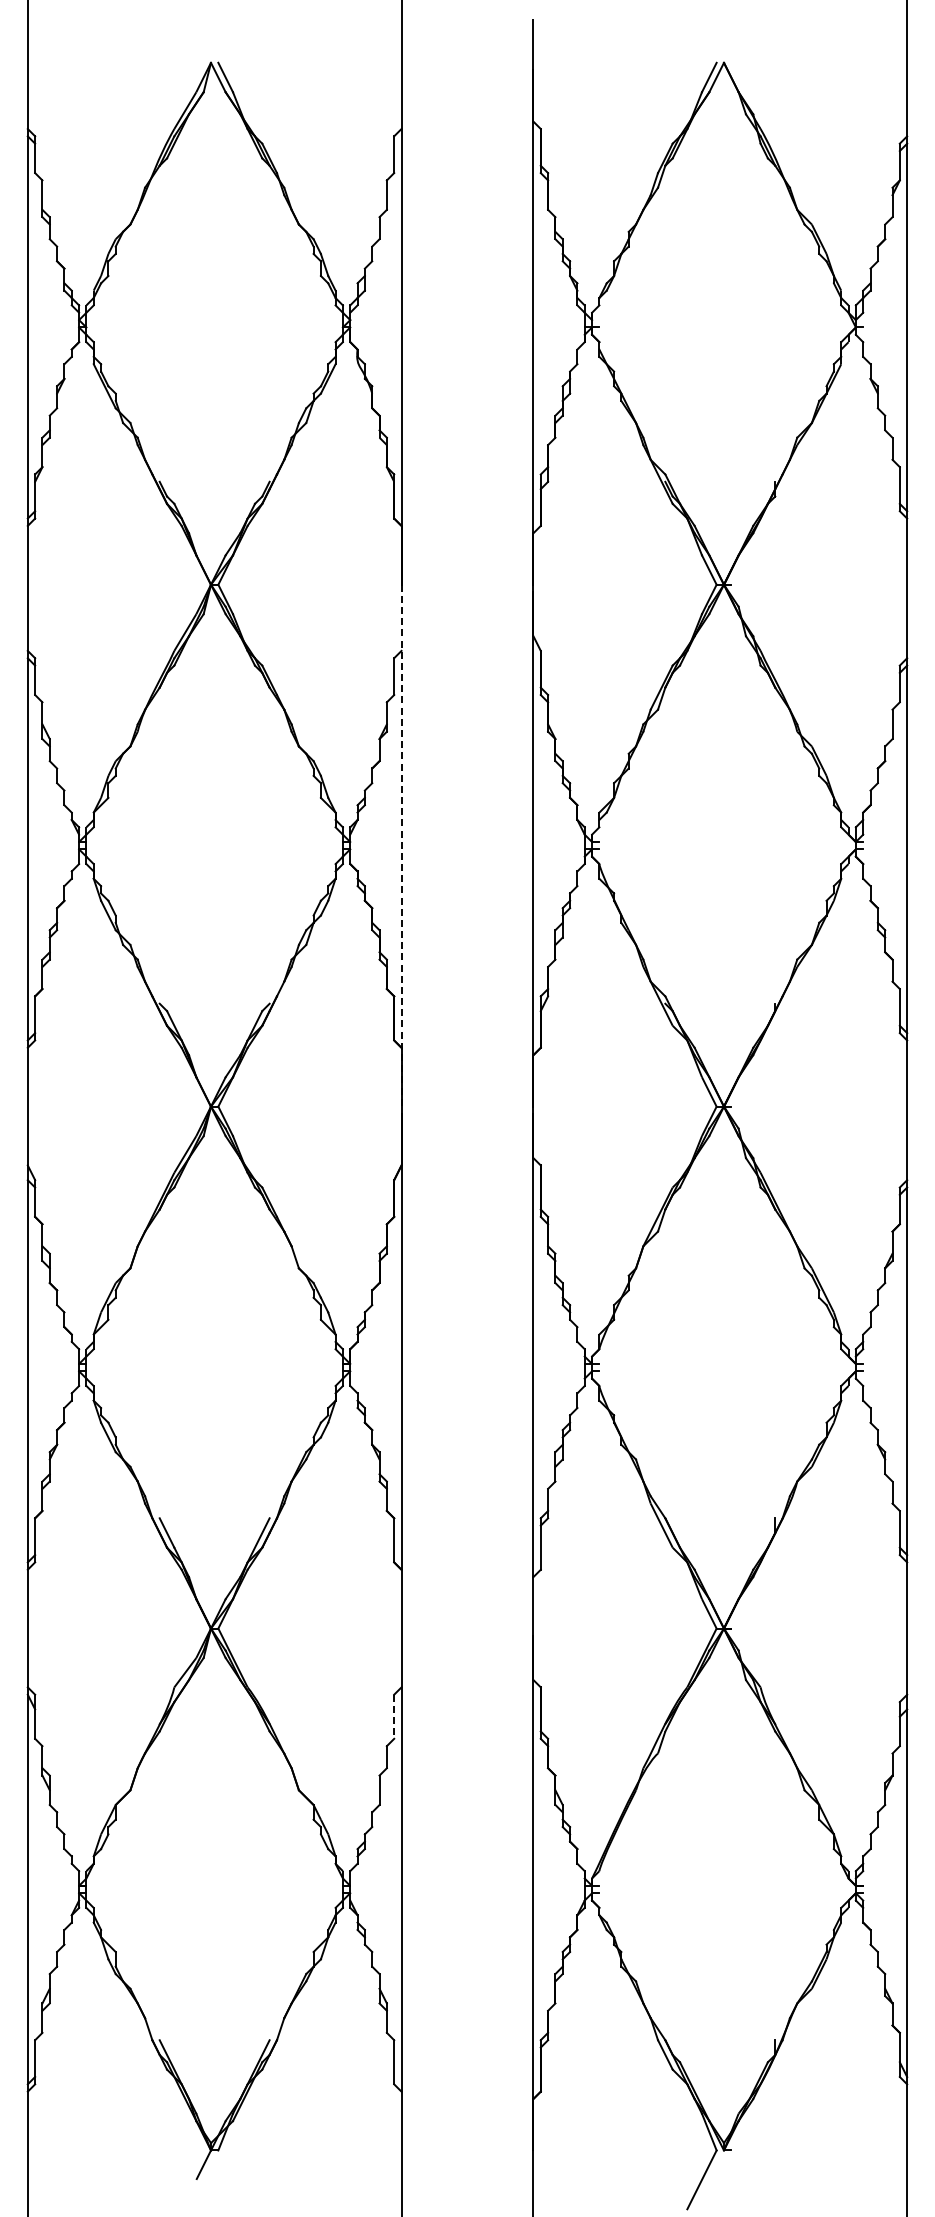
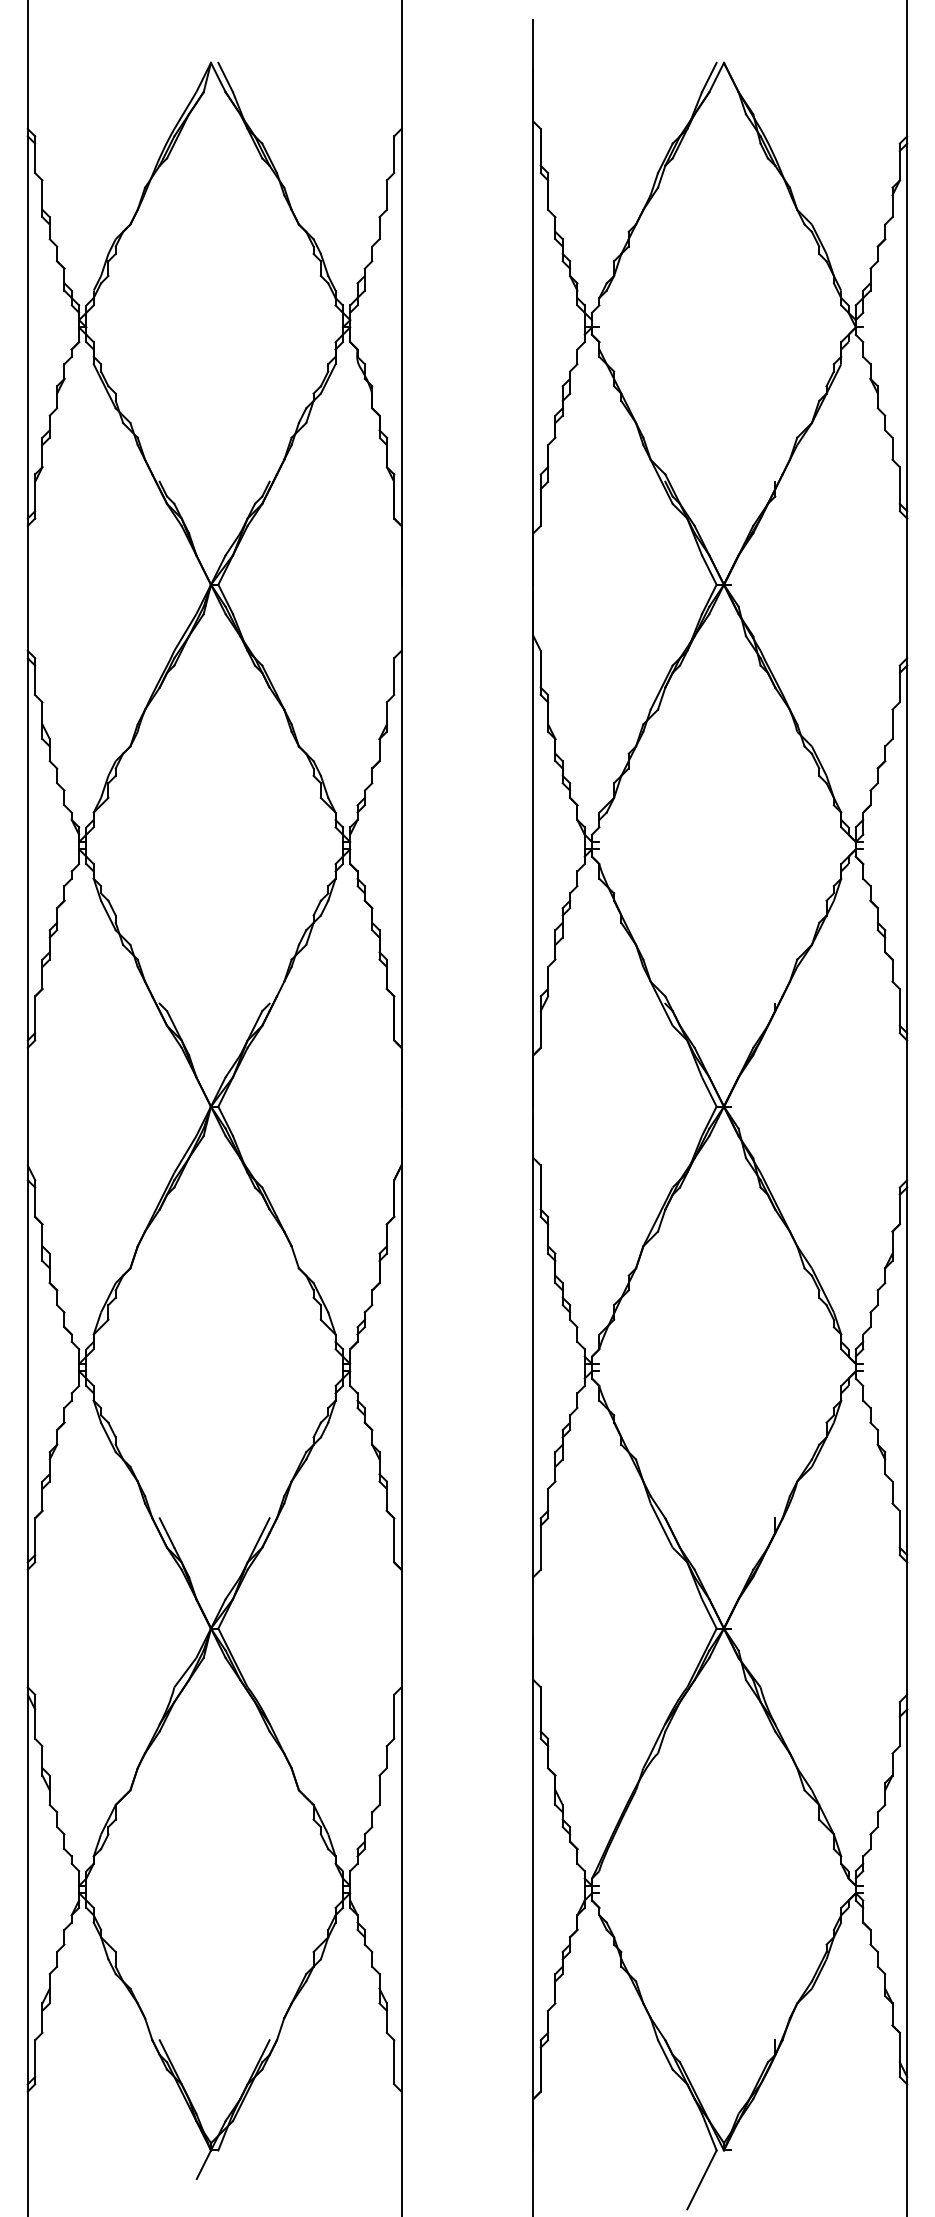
line: dashed -> solid (401, 845)
line: dashed -> solid (394, 1717)
